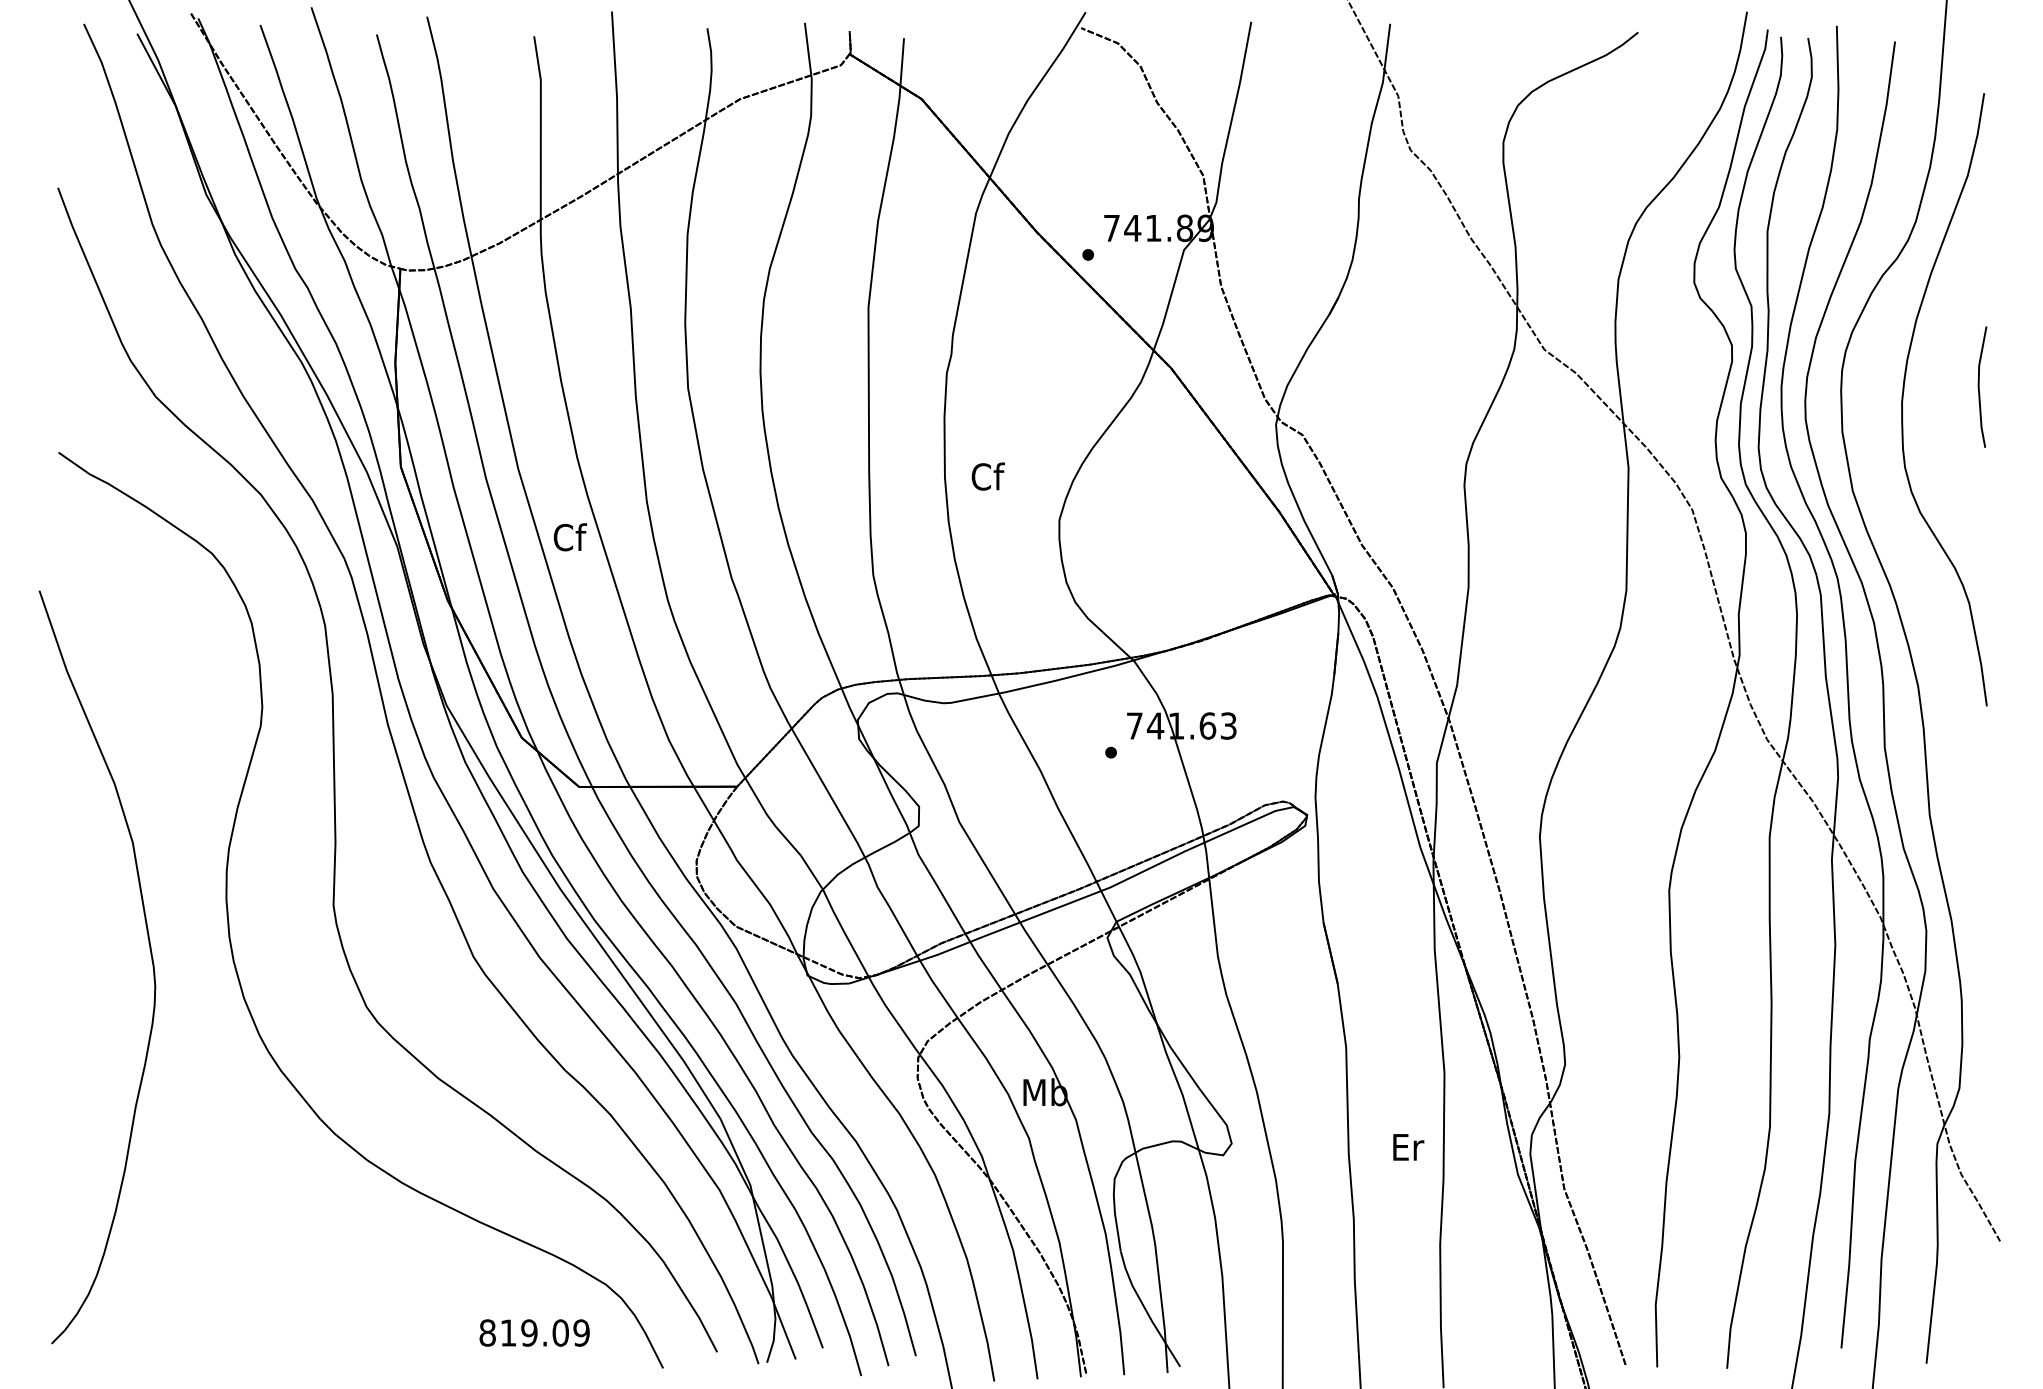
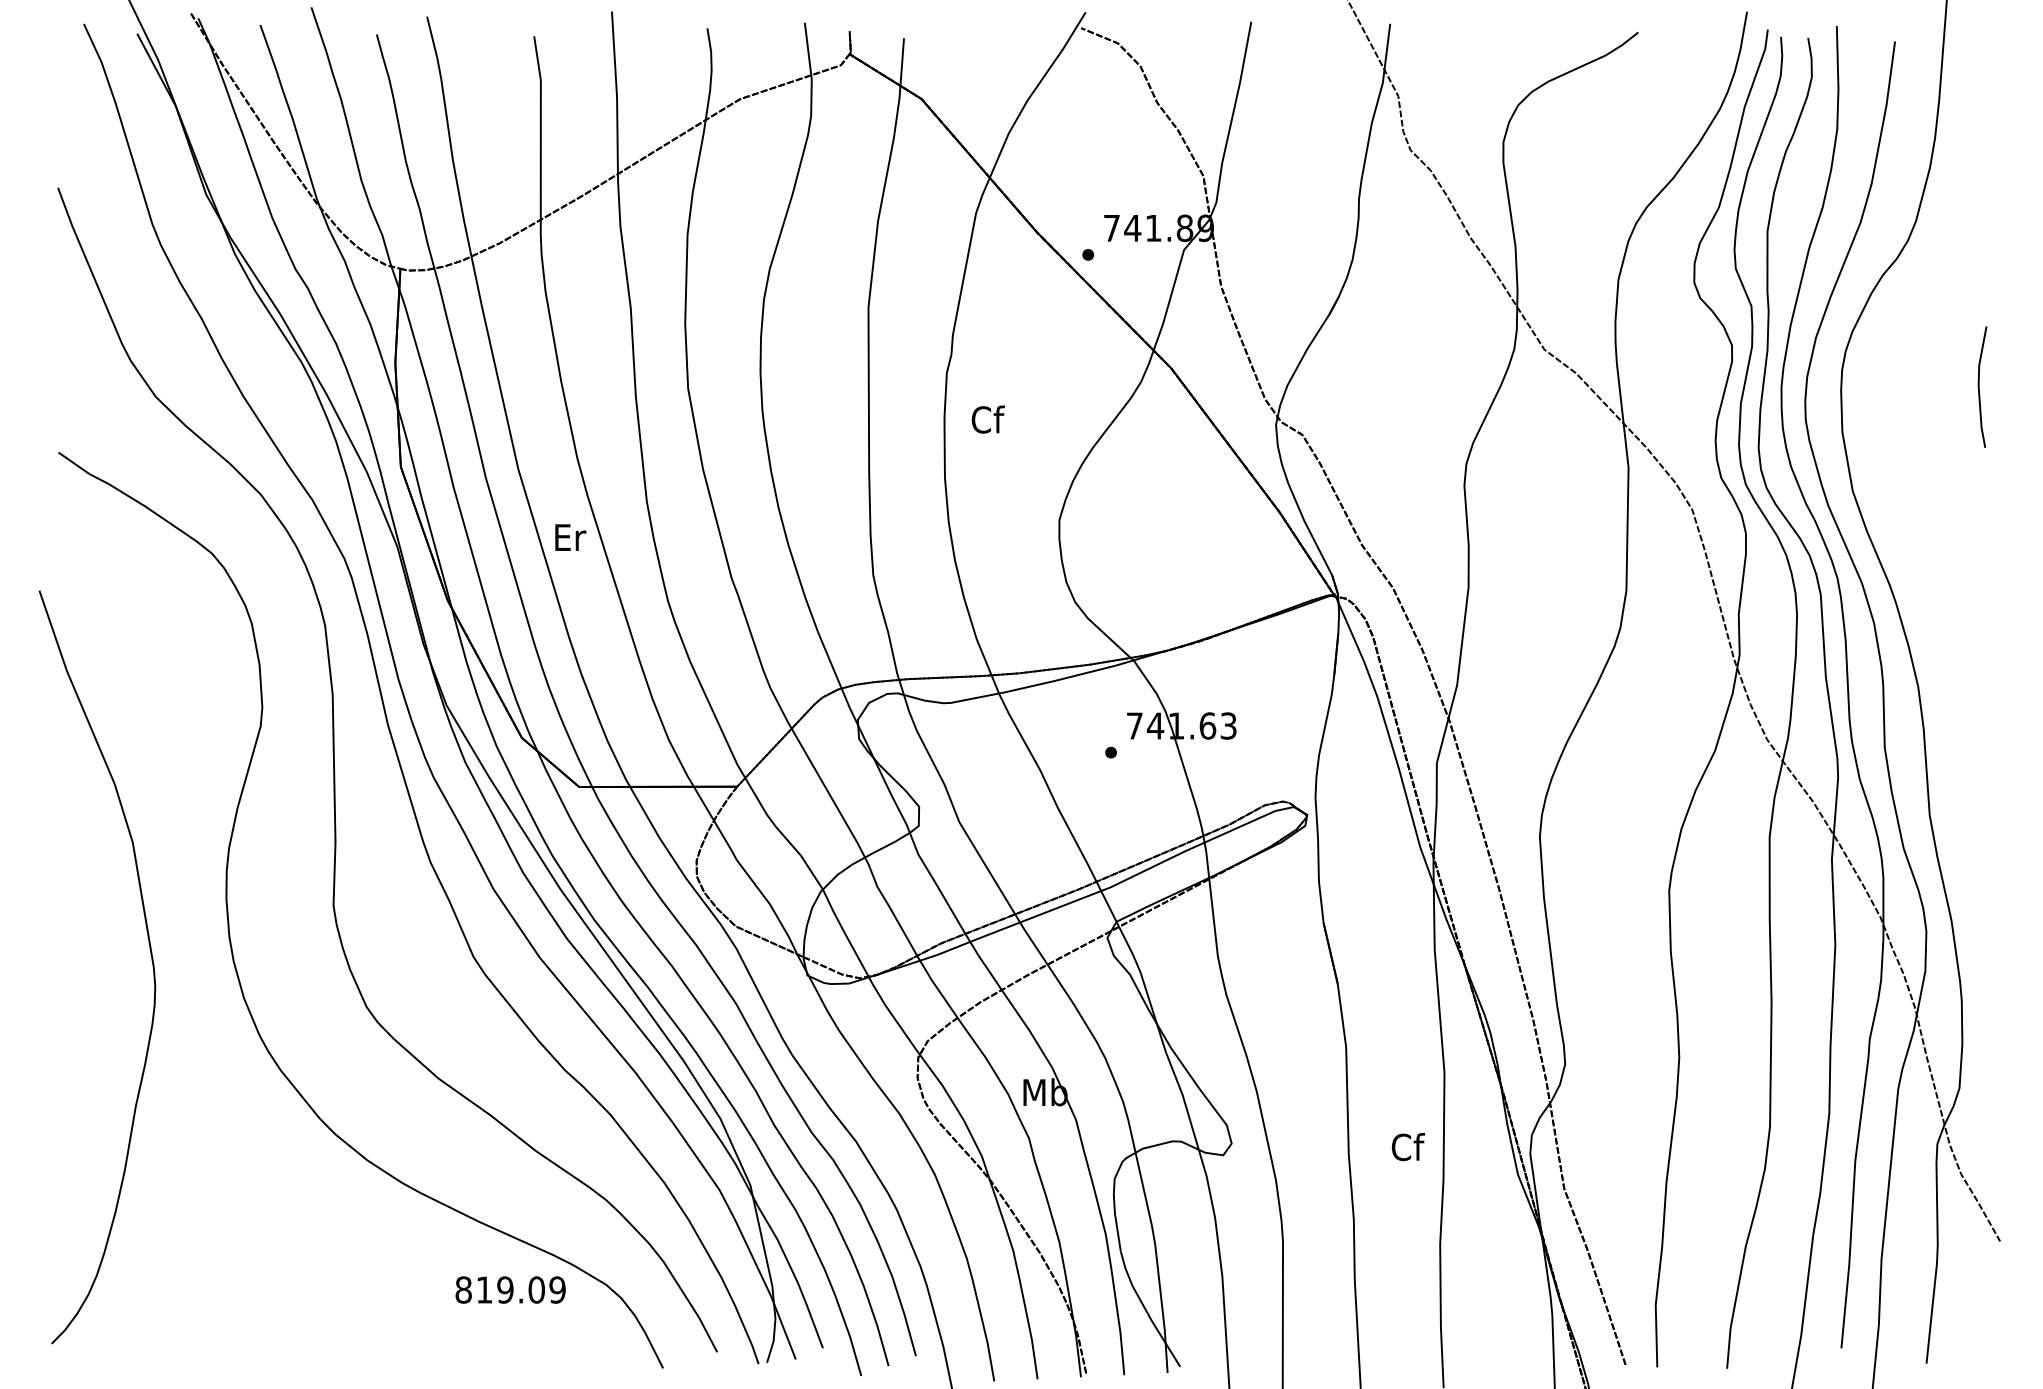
curve: present -> none (1904, 391)
text position: (987, 476) -> (987, 419) (987, 419)
text: Cf -> Er (569, 537)
text: Er -> Cf (1408, 1147)
text position: (534, 1332) -> (510, 1289) (510, 1289)
